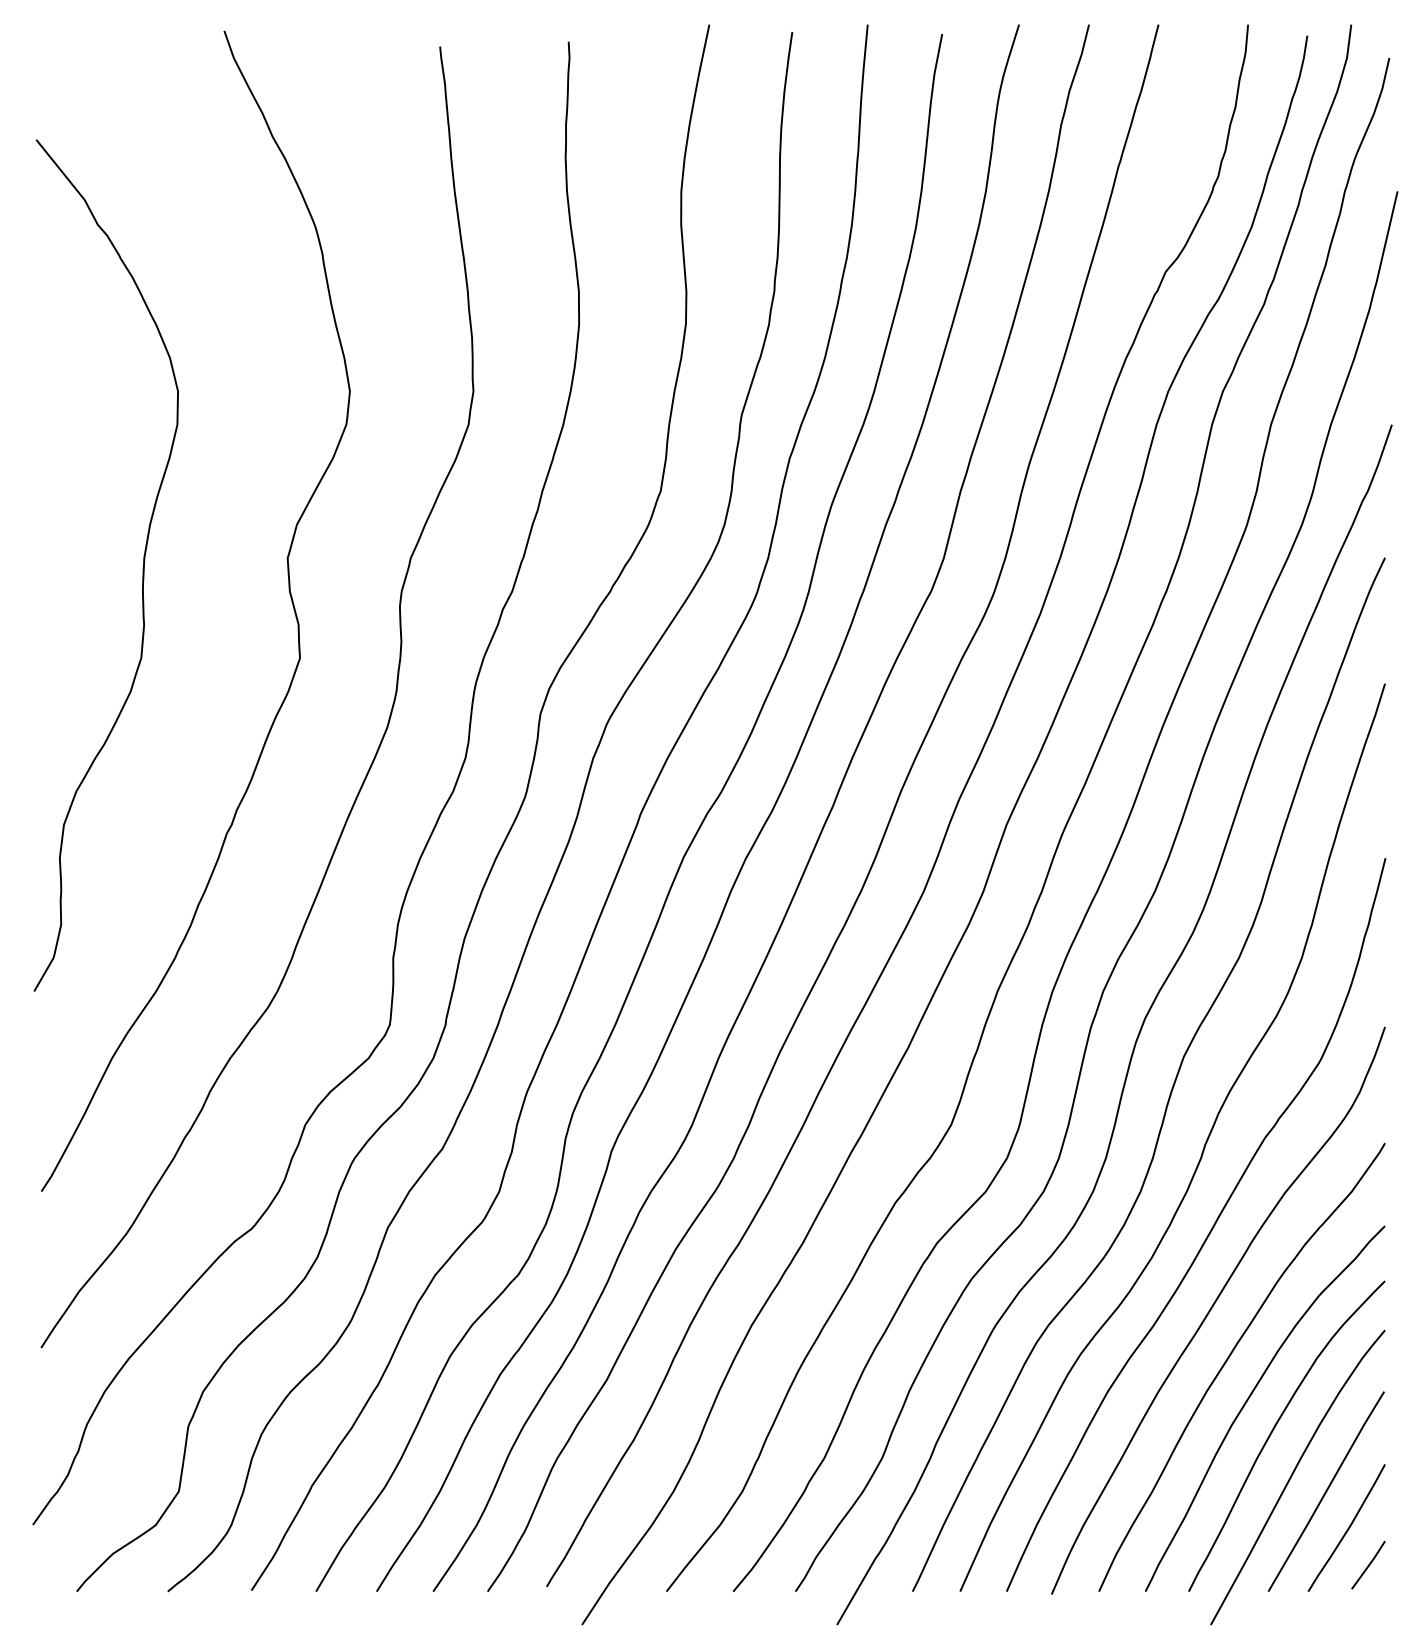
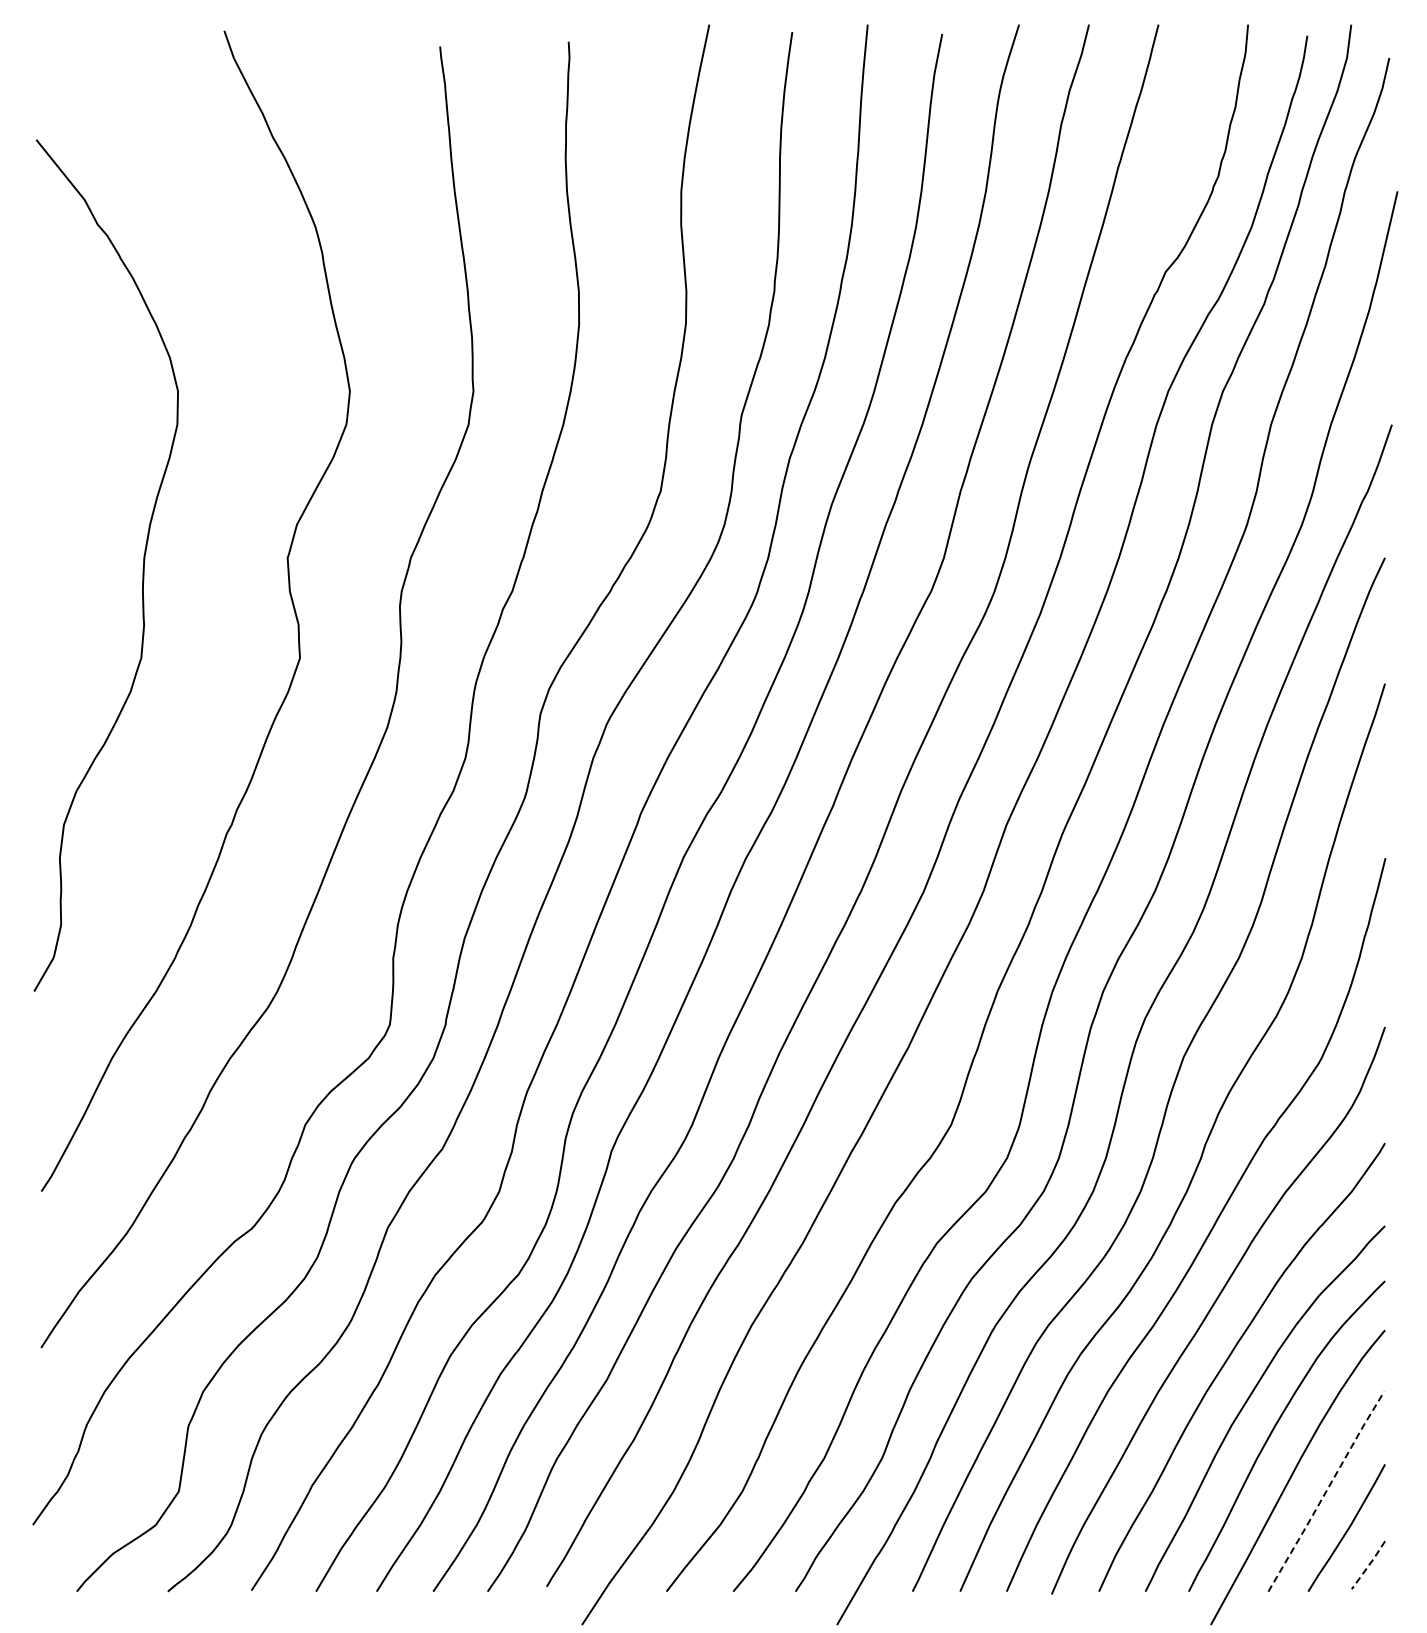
line: solid -> dashed (1326, 1491)
line: solid -> dashed (1368, 1565)
